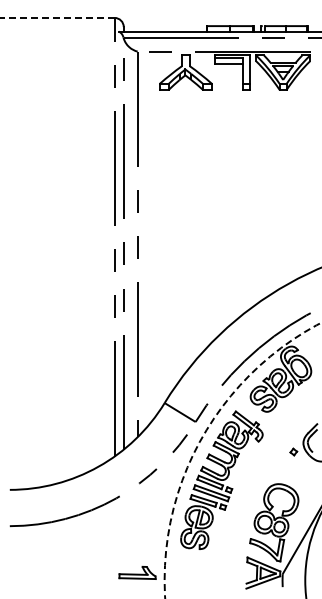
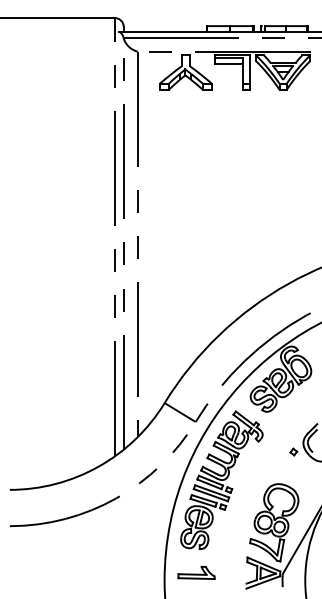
line: dashed -> solid (57, 17)
circle: dashed -> solid (242, 460)
part position: (137, 572) -> (196, 572) (196, 572)
